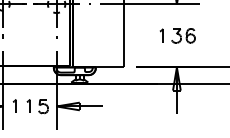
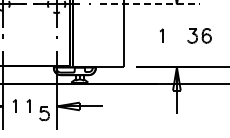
line: solid -> dashed (150, 4)
part position: (183, 35) -> (199, 35) (199, 35)
part position: (43, 106) -> (44, 113) (44, 113)
